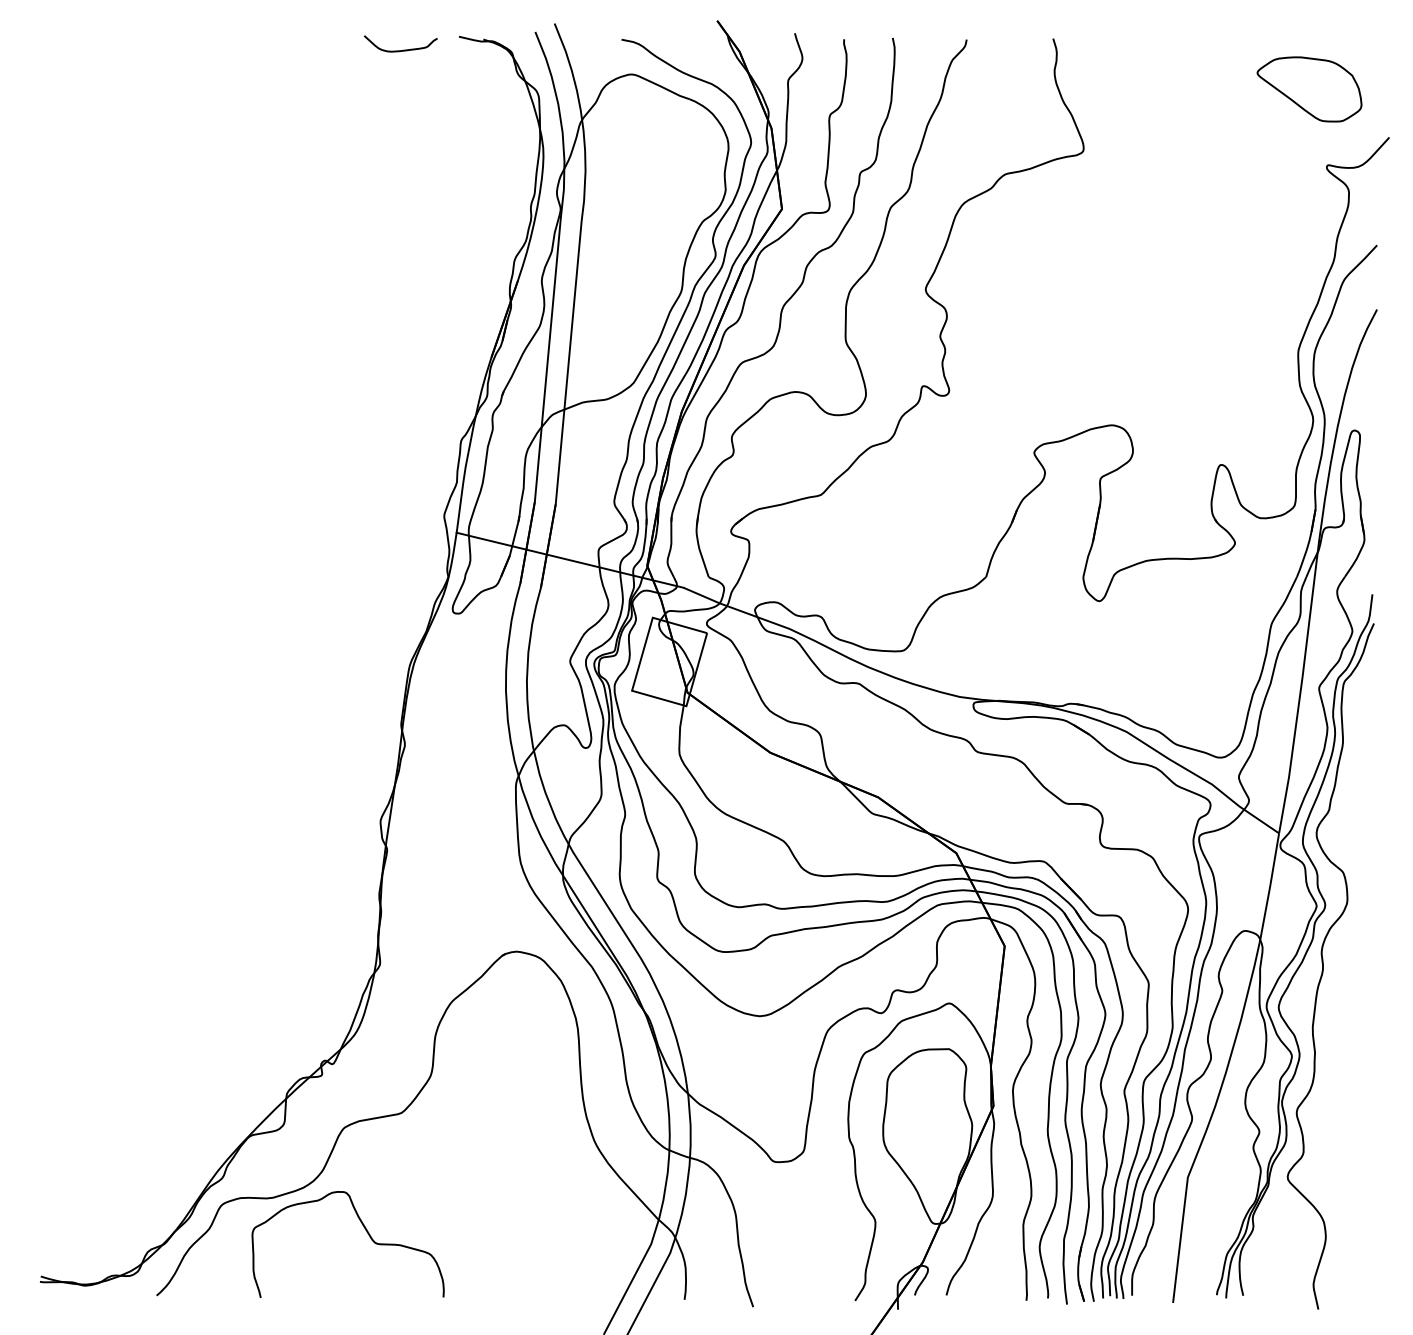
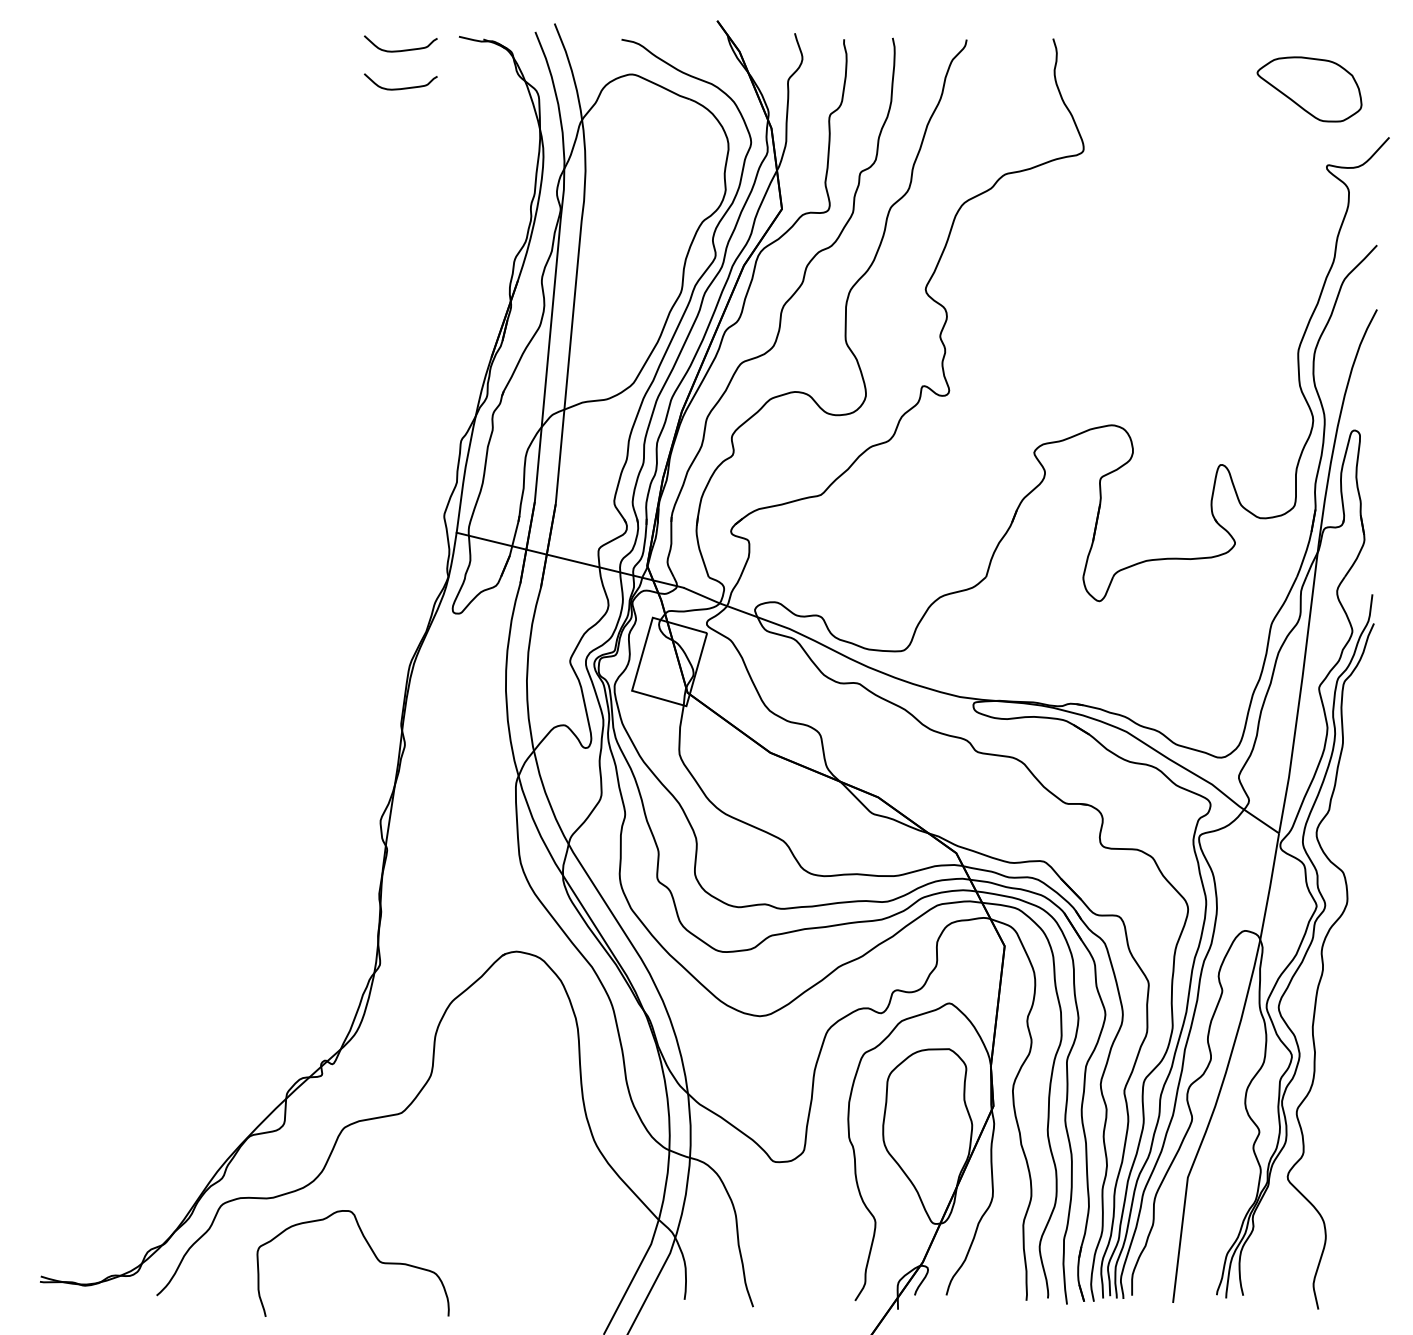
curve: none -> present (403, 87)
curve position: (366, 1232) -> (371, 1251) (371, 1251)
